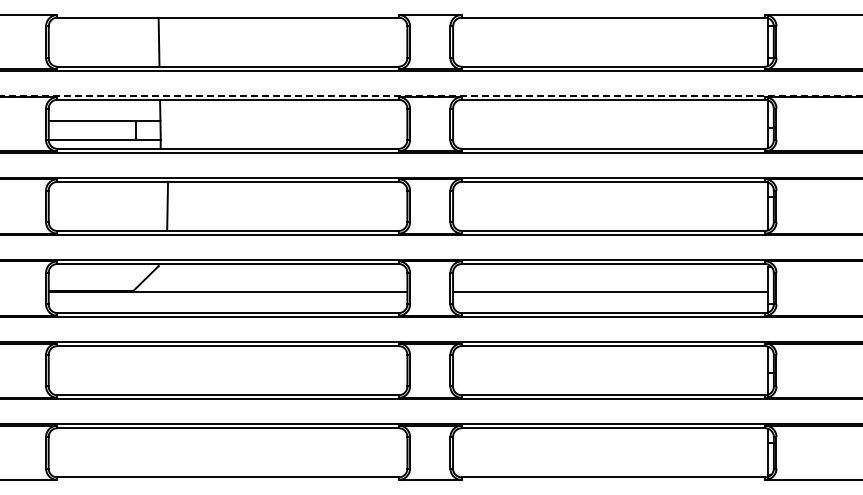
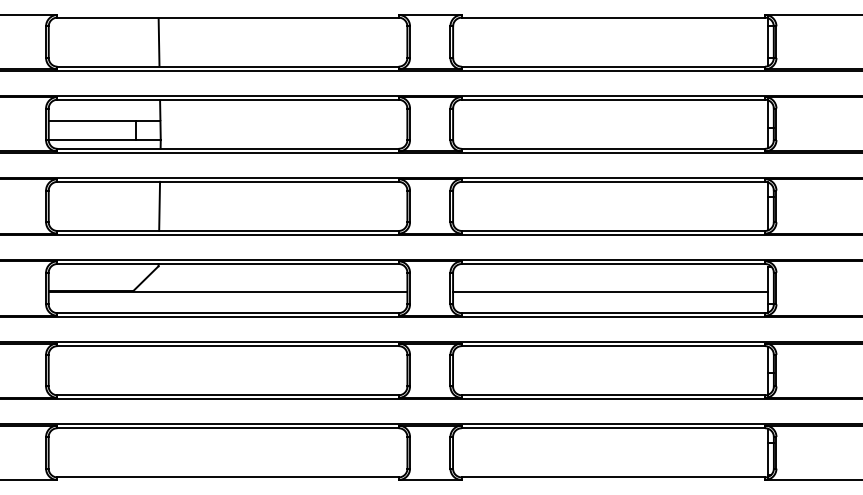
line: dashed -> solid (431, 95)
line position: (167, 205) -> (159, 205) (159, 205)
